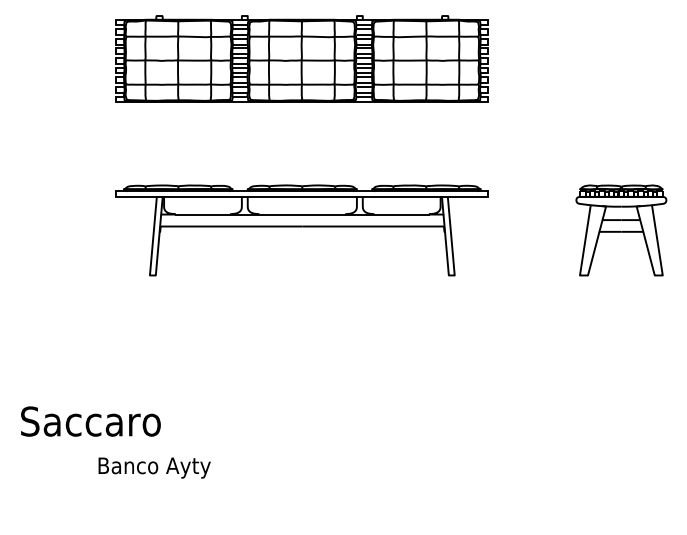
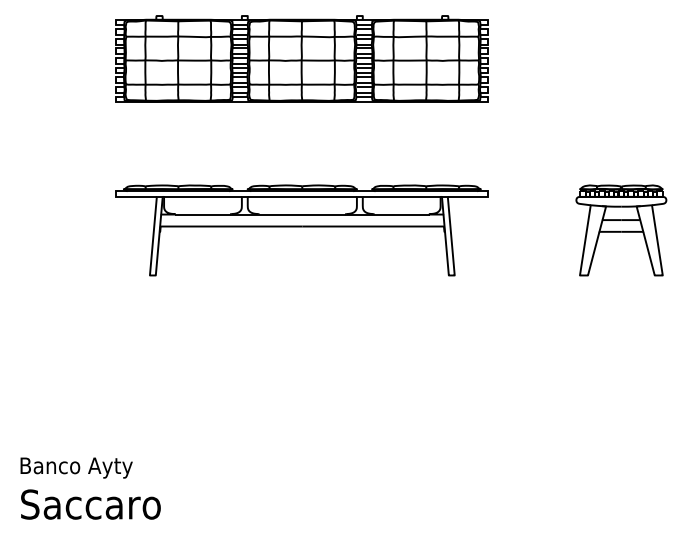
text position: (90, 421) -> (90, 504) (90, 504)
text position: (154, 467) -> (76, 467) (76, 467)
